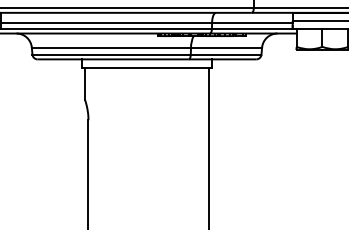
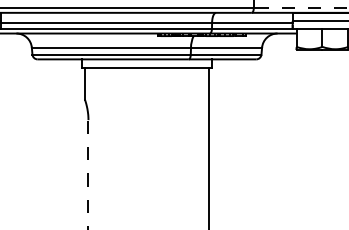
line: solid -> dashed (300, 7)
line: solid -> dashed (88, 174)
